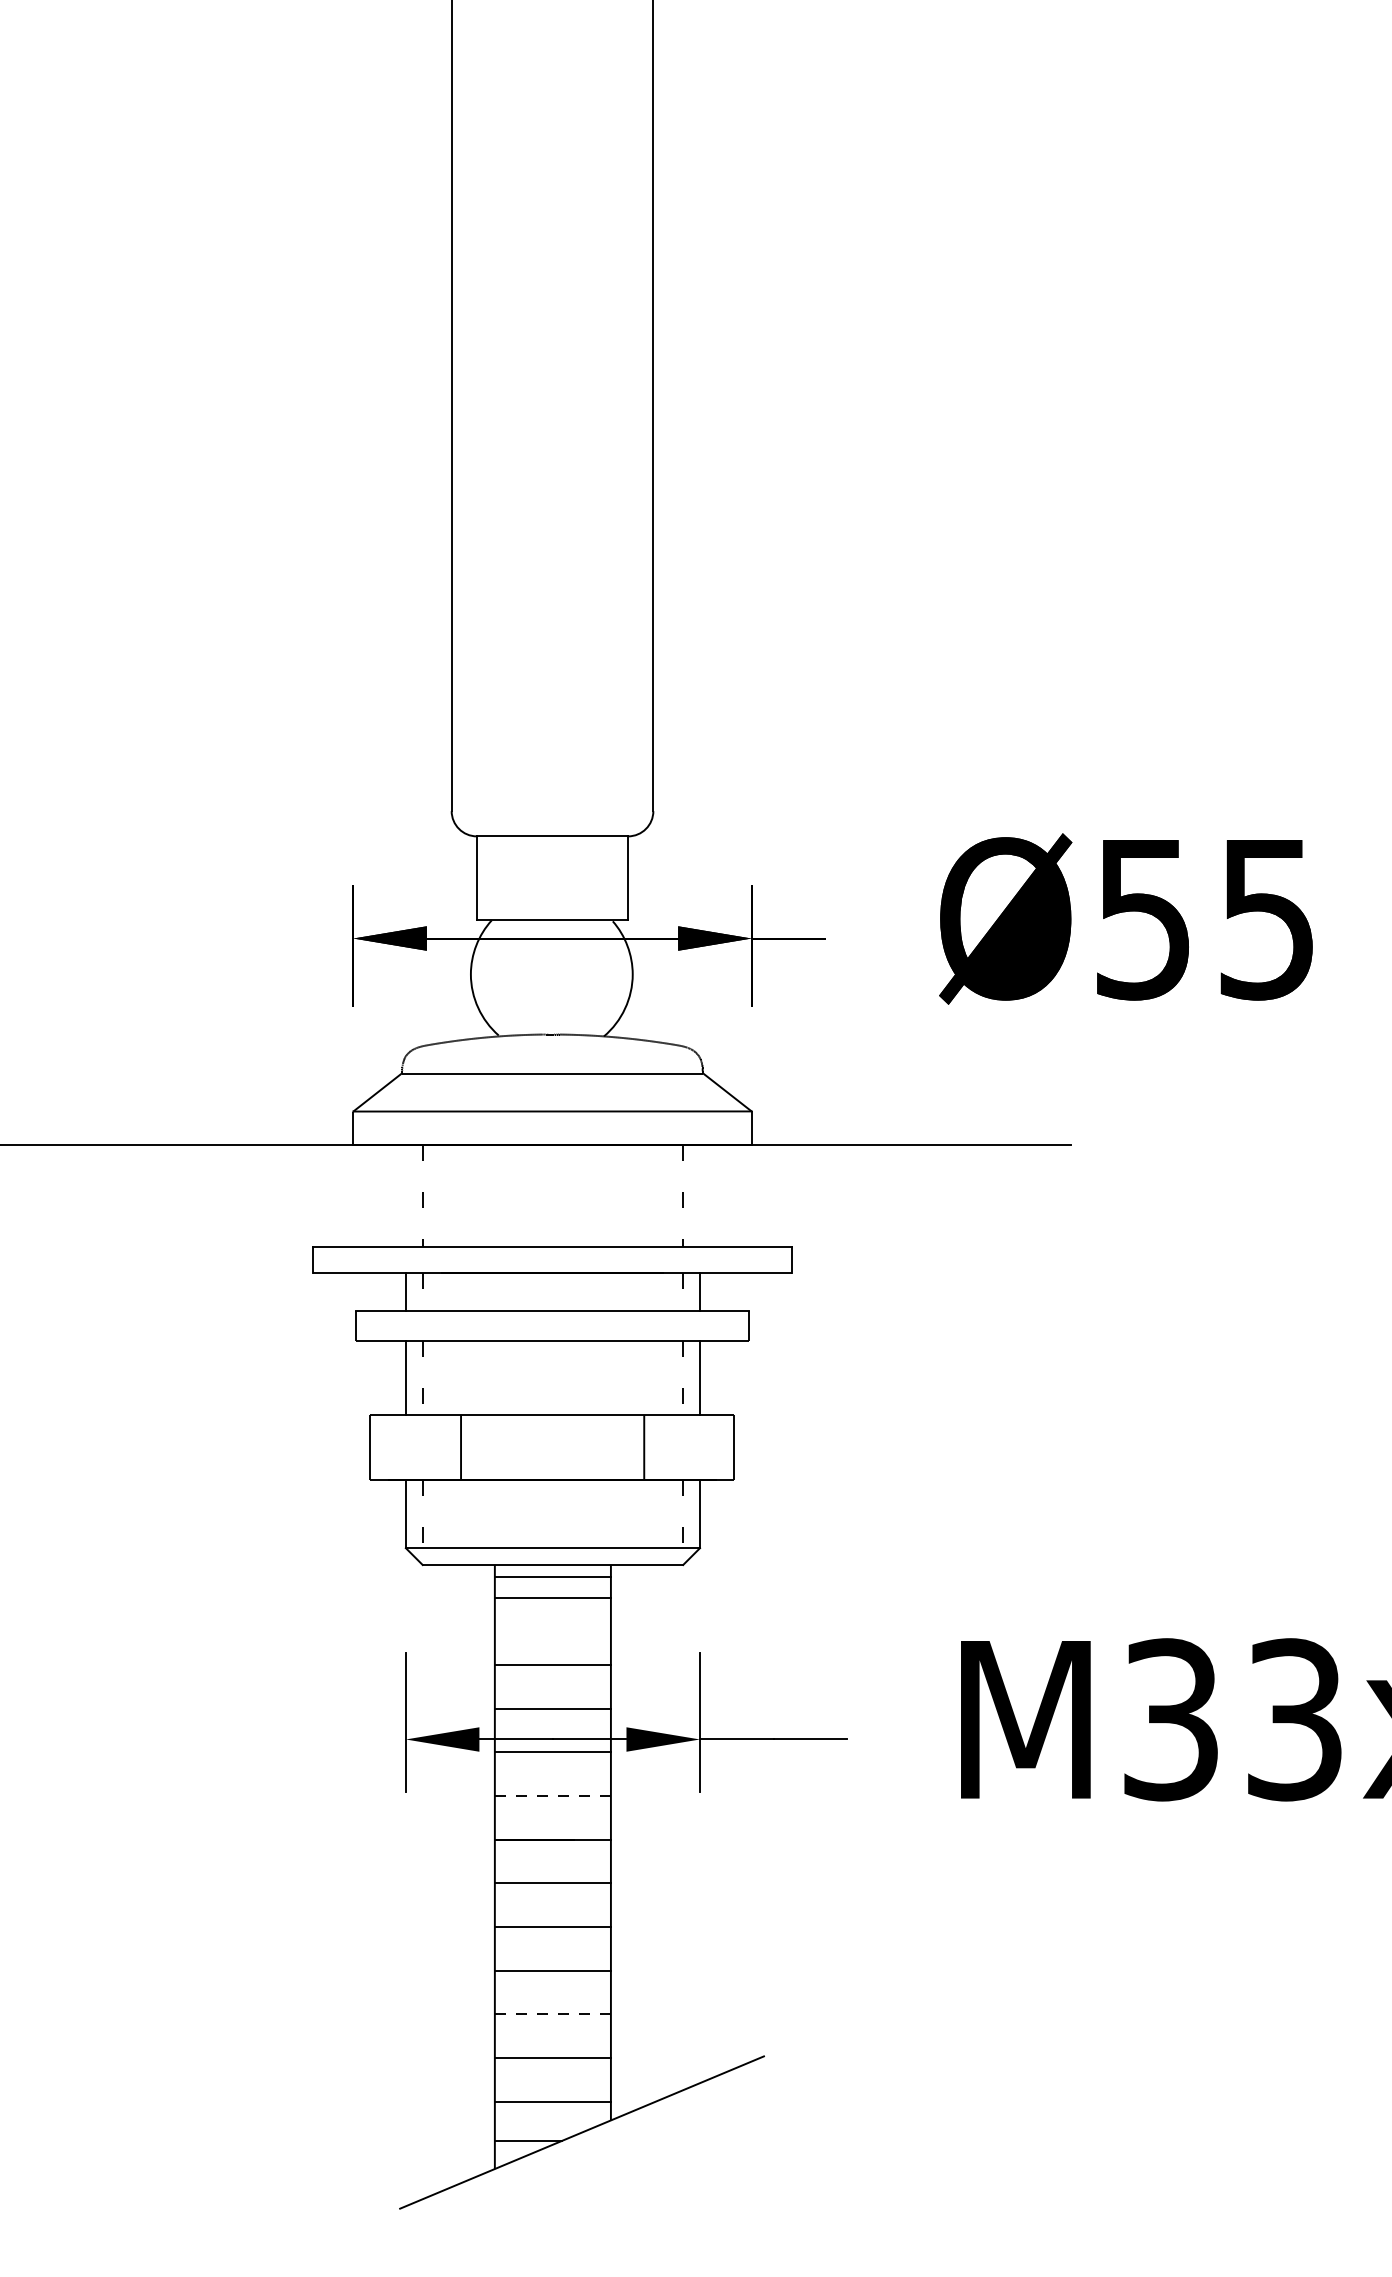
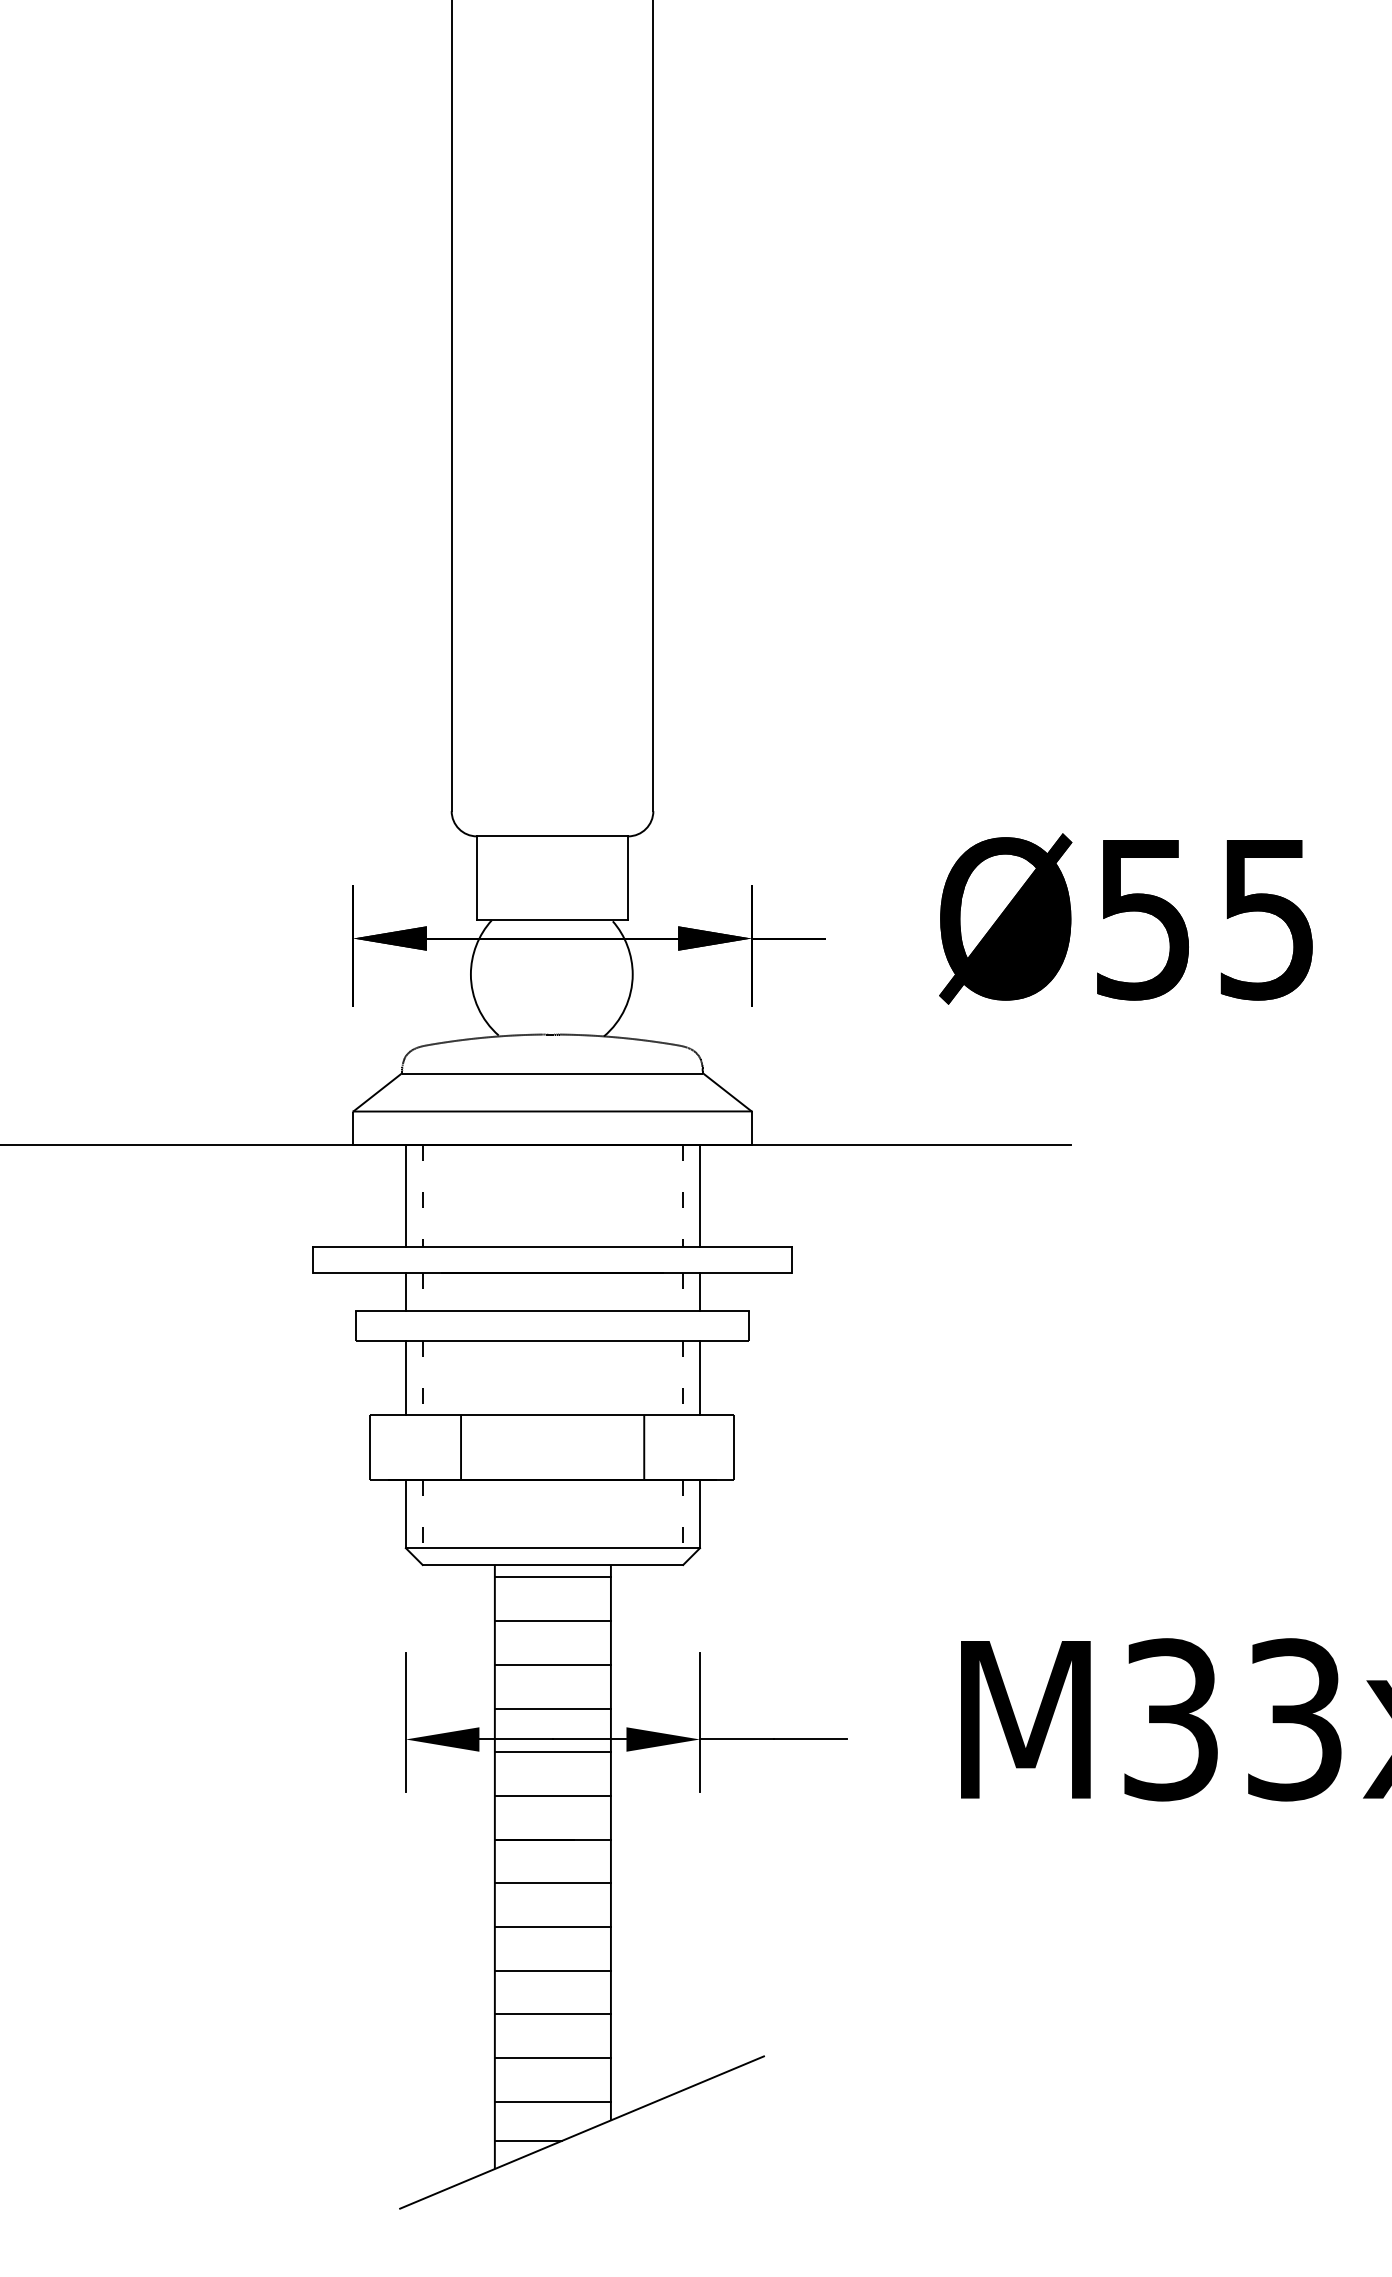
line: none -> present (405, 1195)
line: none -> present (700, 1195)
line position: (552, 1598) -> (552, 1621) (552, 1621)
line: dashed -> solid (552, 1795)
line: dashed -> solid (552, 2014)
